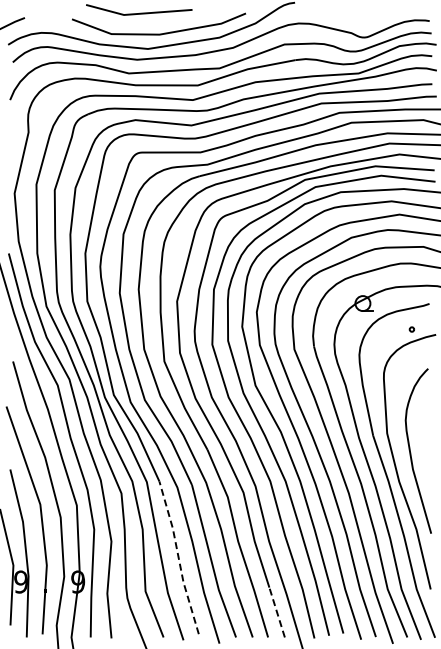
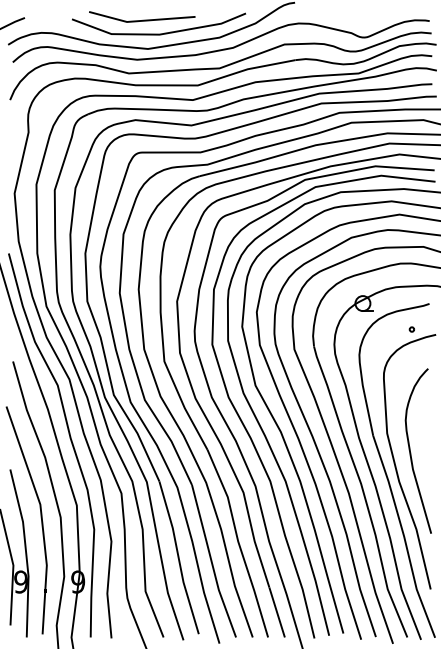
line position: (139, 12) -> (142, 19) (142, 19)
line: dashed -> solid (178, 557)
line: dashed -> solid (276, 612)
